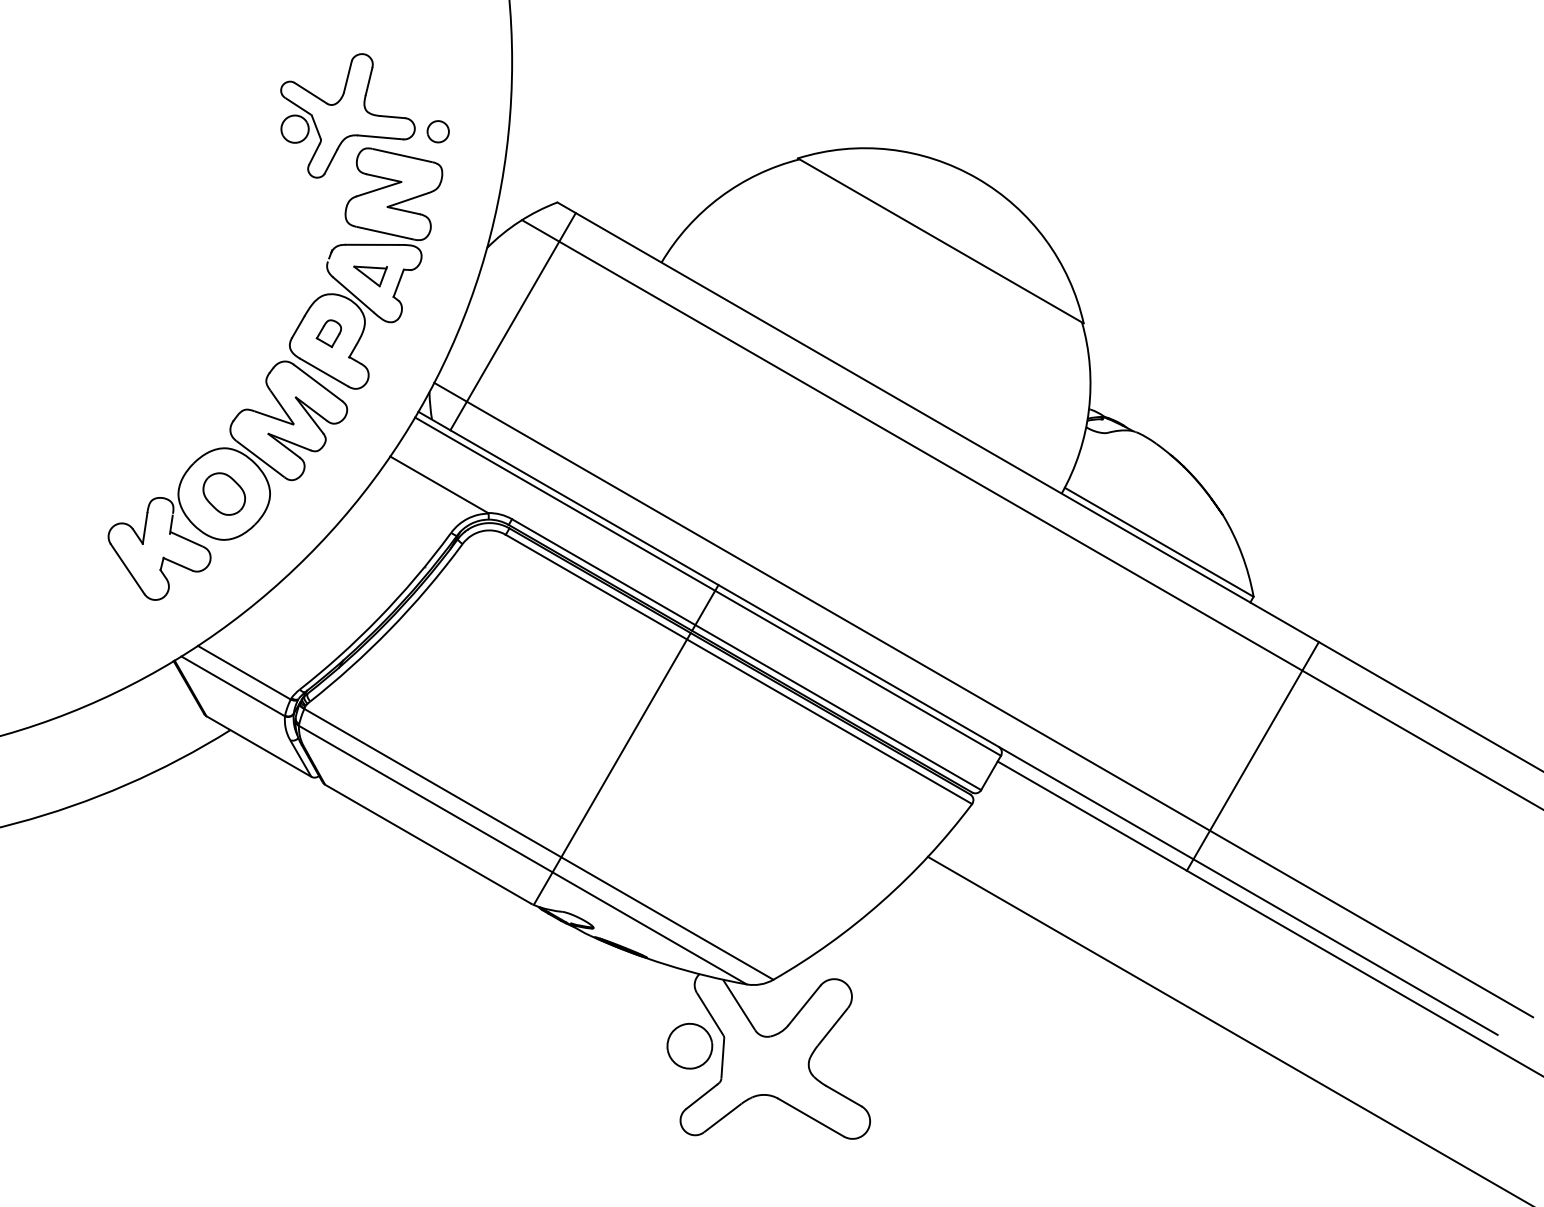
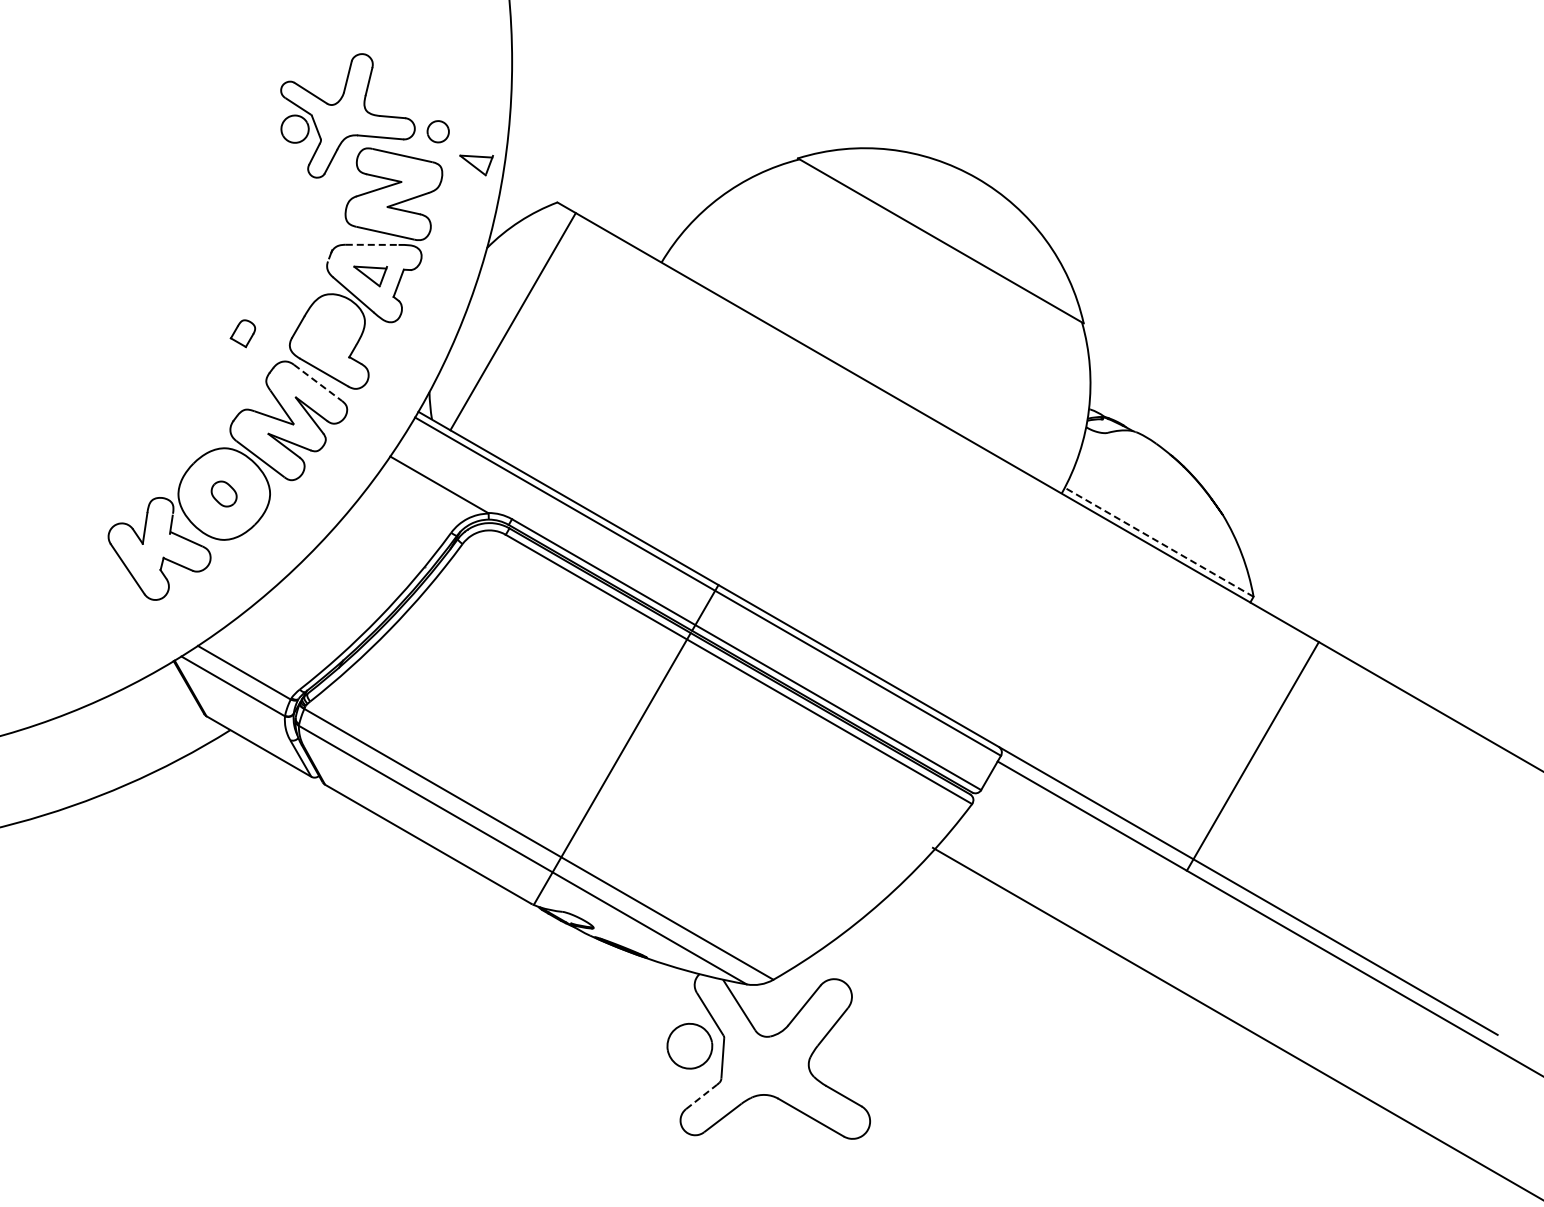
part: none -> present (476, 165)
line: solid -> dashed (372, 244)
part position: (328, 333) -> (242, 333) (242, 333)
line: solid -> dashed (318, 383)
part size: 44x44 px -> 28x28 px (223, 493)
line: present -> none (1030, 514)
line: solid -> dashed (1159, 542)
line: present -> none (983, 699)
line position: (1228, 1029) -> (1236, 1022) (1236, 1022)
line: solid -> dashed (701, 1096)
